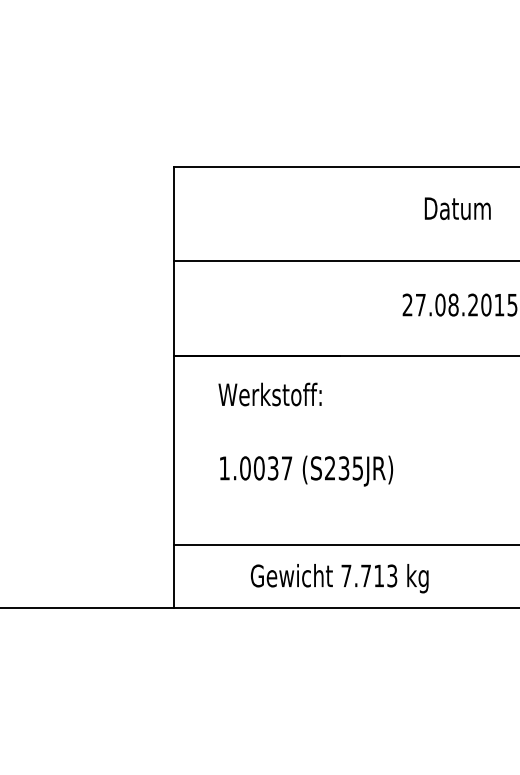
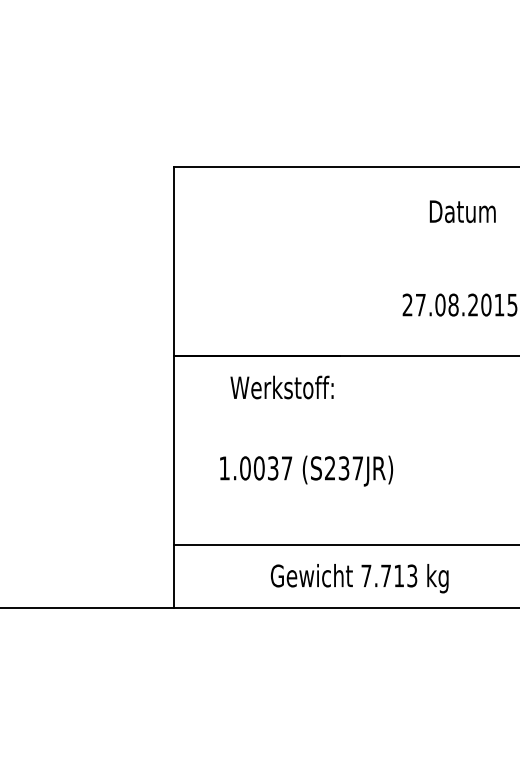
text position: (457, 208) -> (462, 211) (462, 211)
line: present -> none (345, 261)
text position: (269, 394) -> (281, 387) (281, 387)
text: (S235JR) -> (S237JR) (357, 468)
text position: (339, 578) -> (359, 578) (359, 578)
